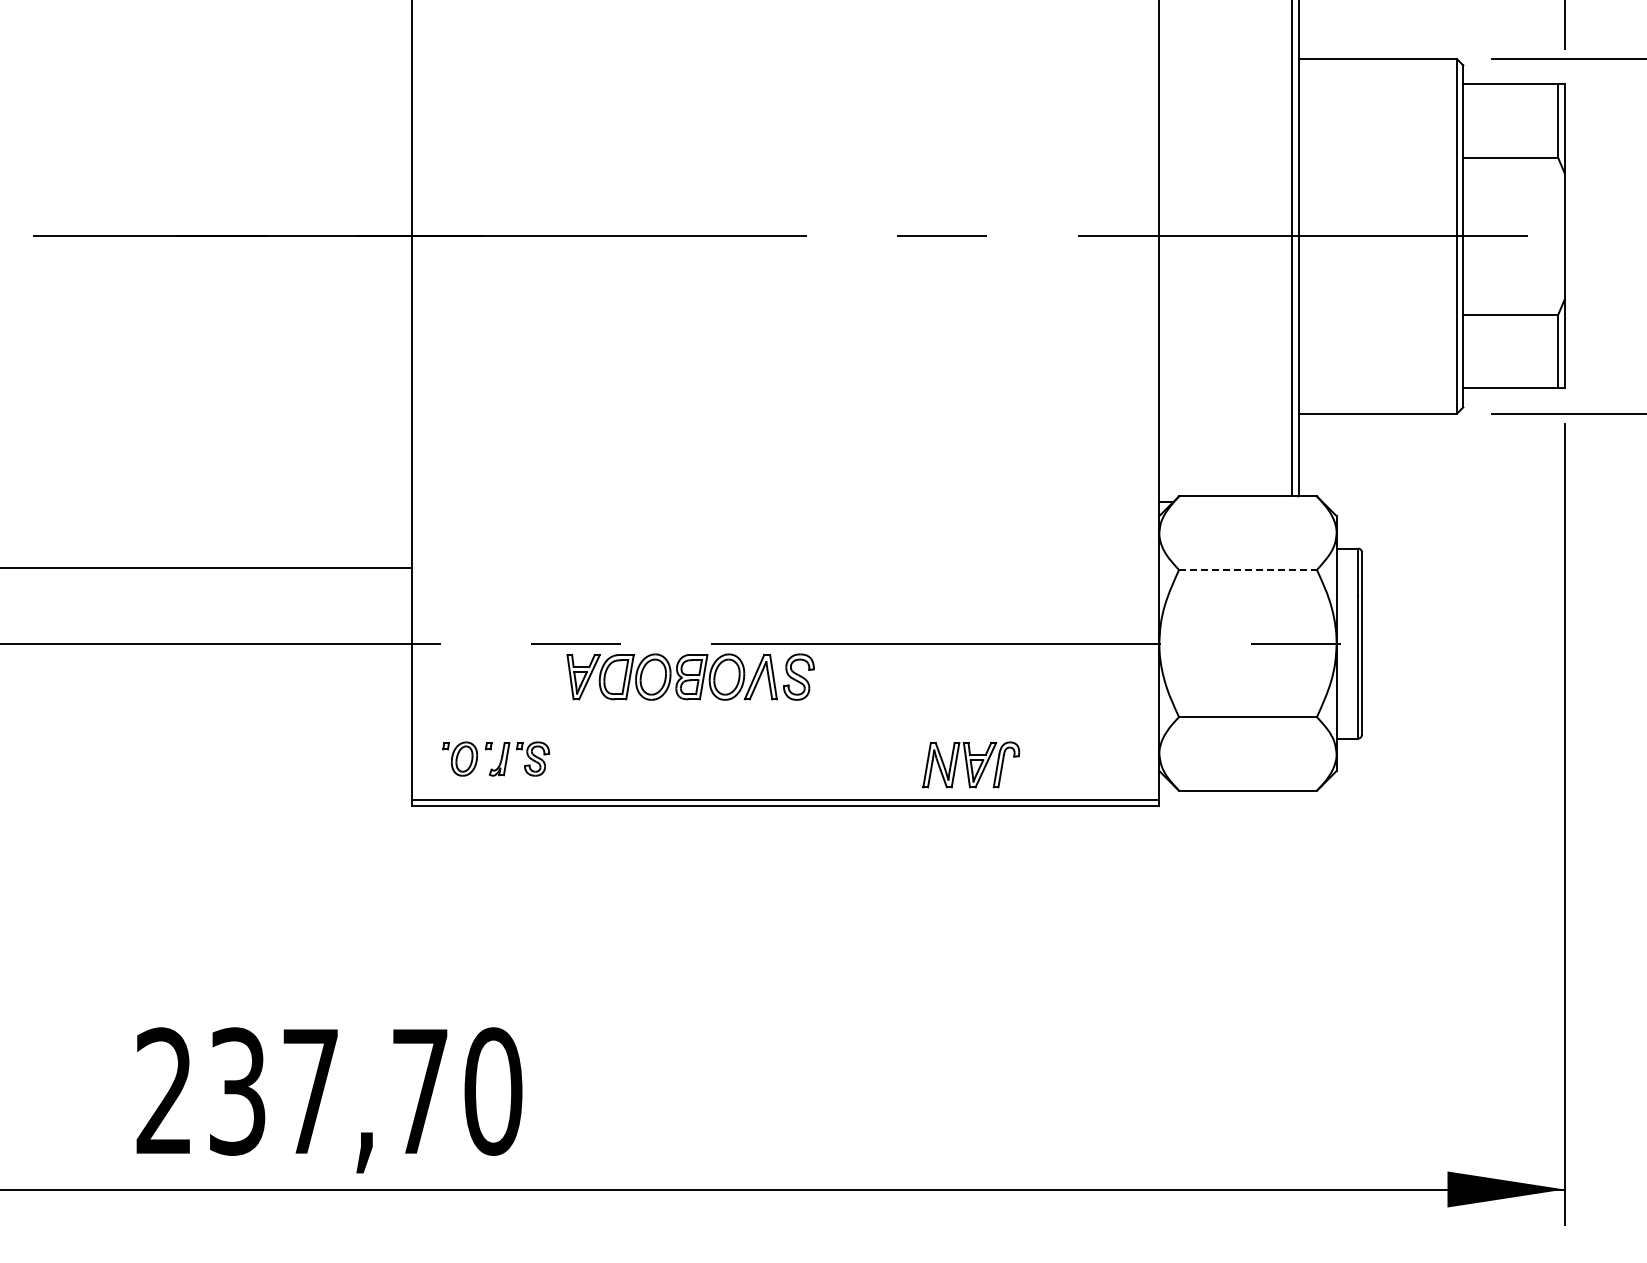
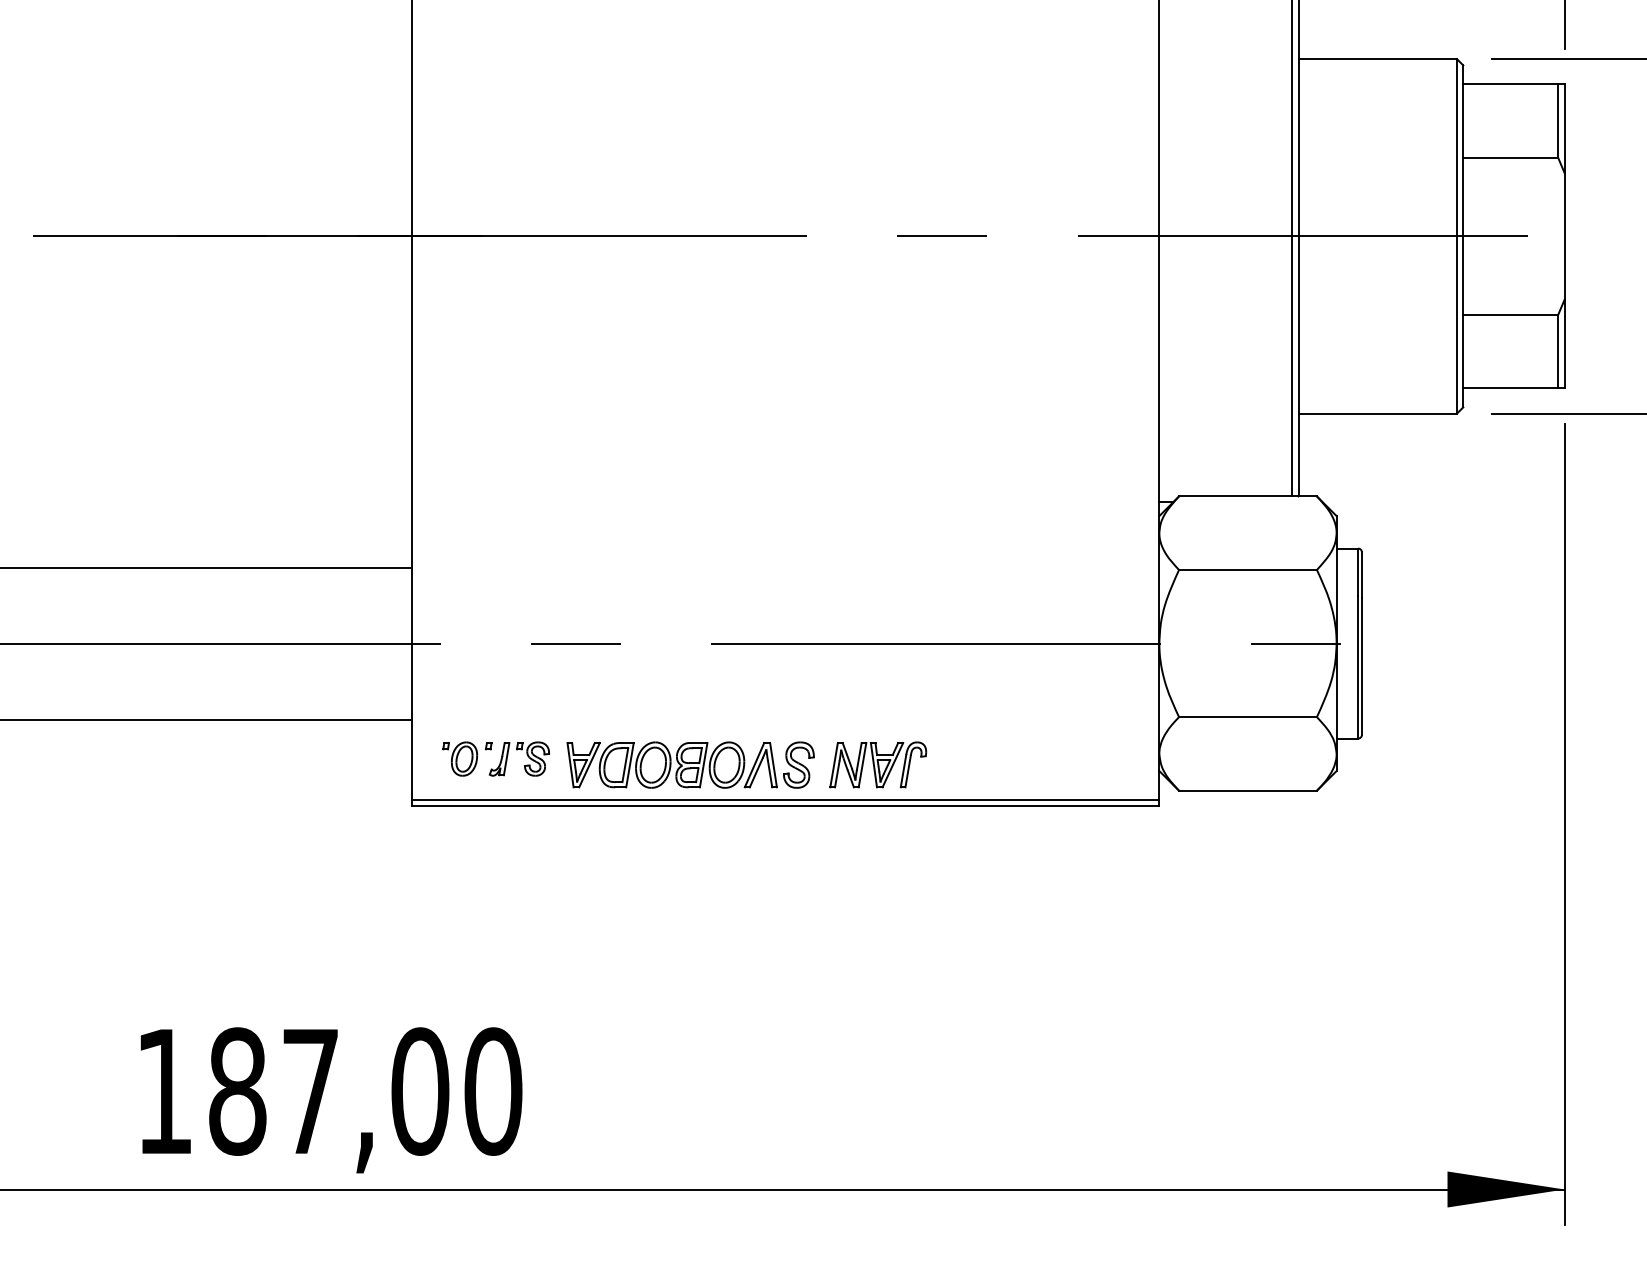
line: dashed -> solid (1247, 569)
part position: (690, 676) -> (690, 764) (690, 764)
line: none -> present (207, 719)
part position: (971, 764) -> (878, 764) (878, 764)
text: 237,70 -> 187,00 (292, 1091)
